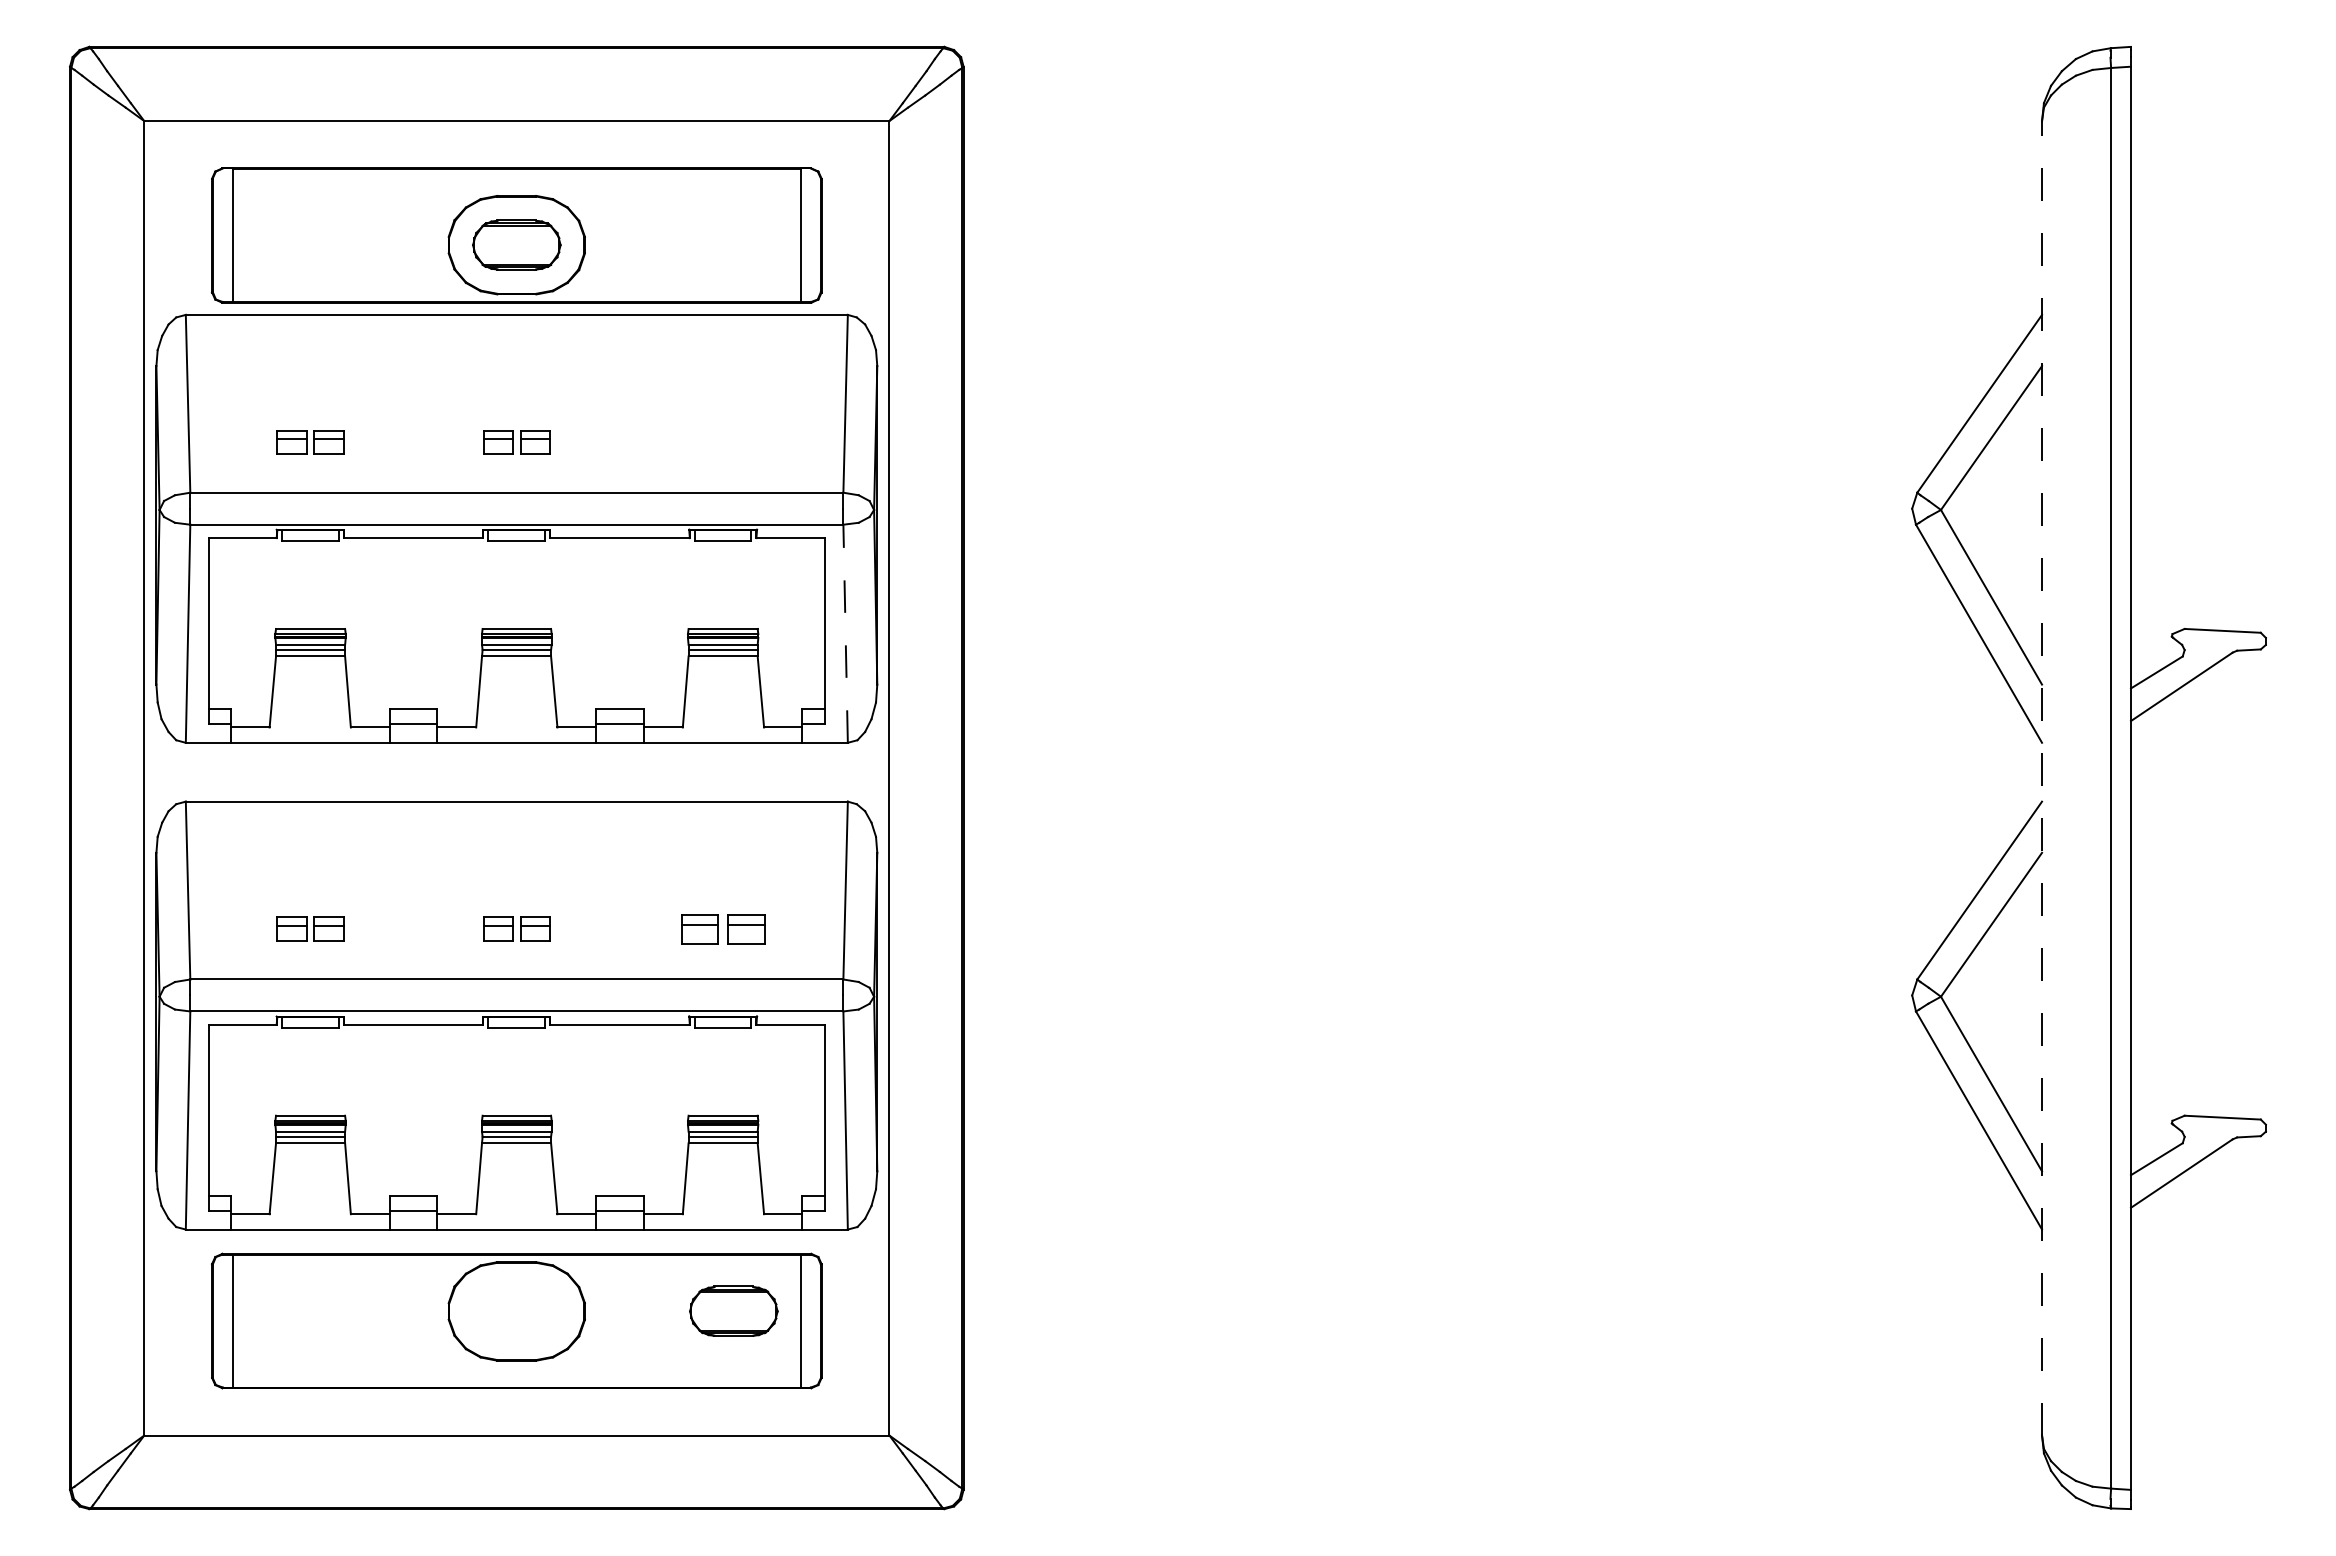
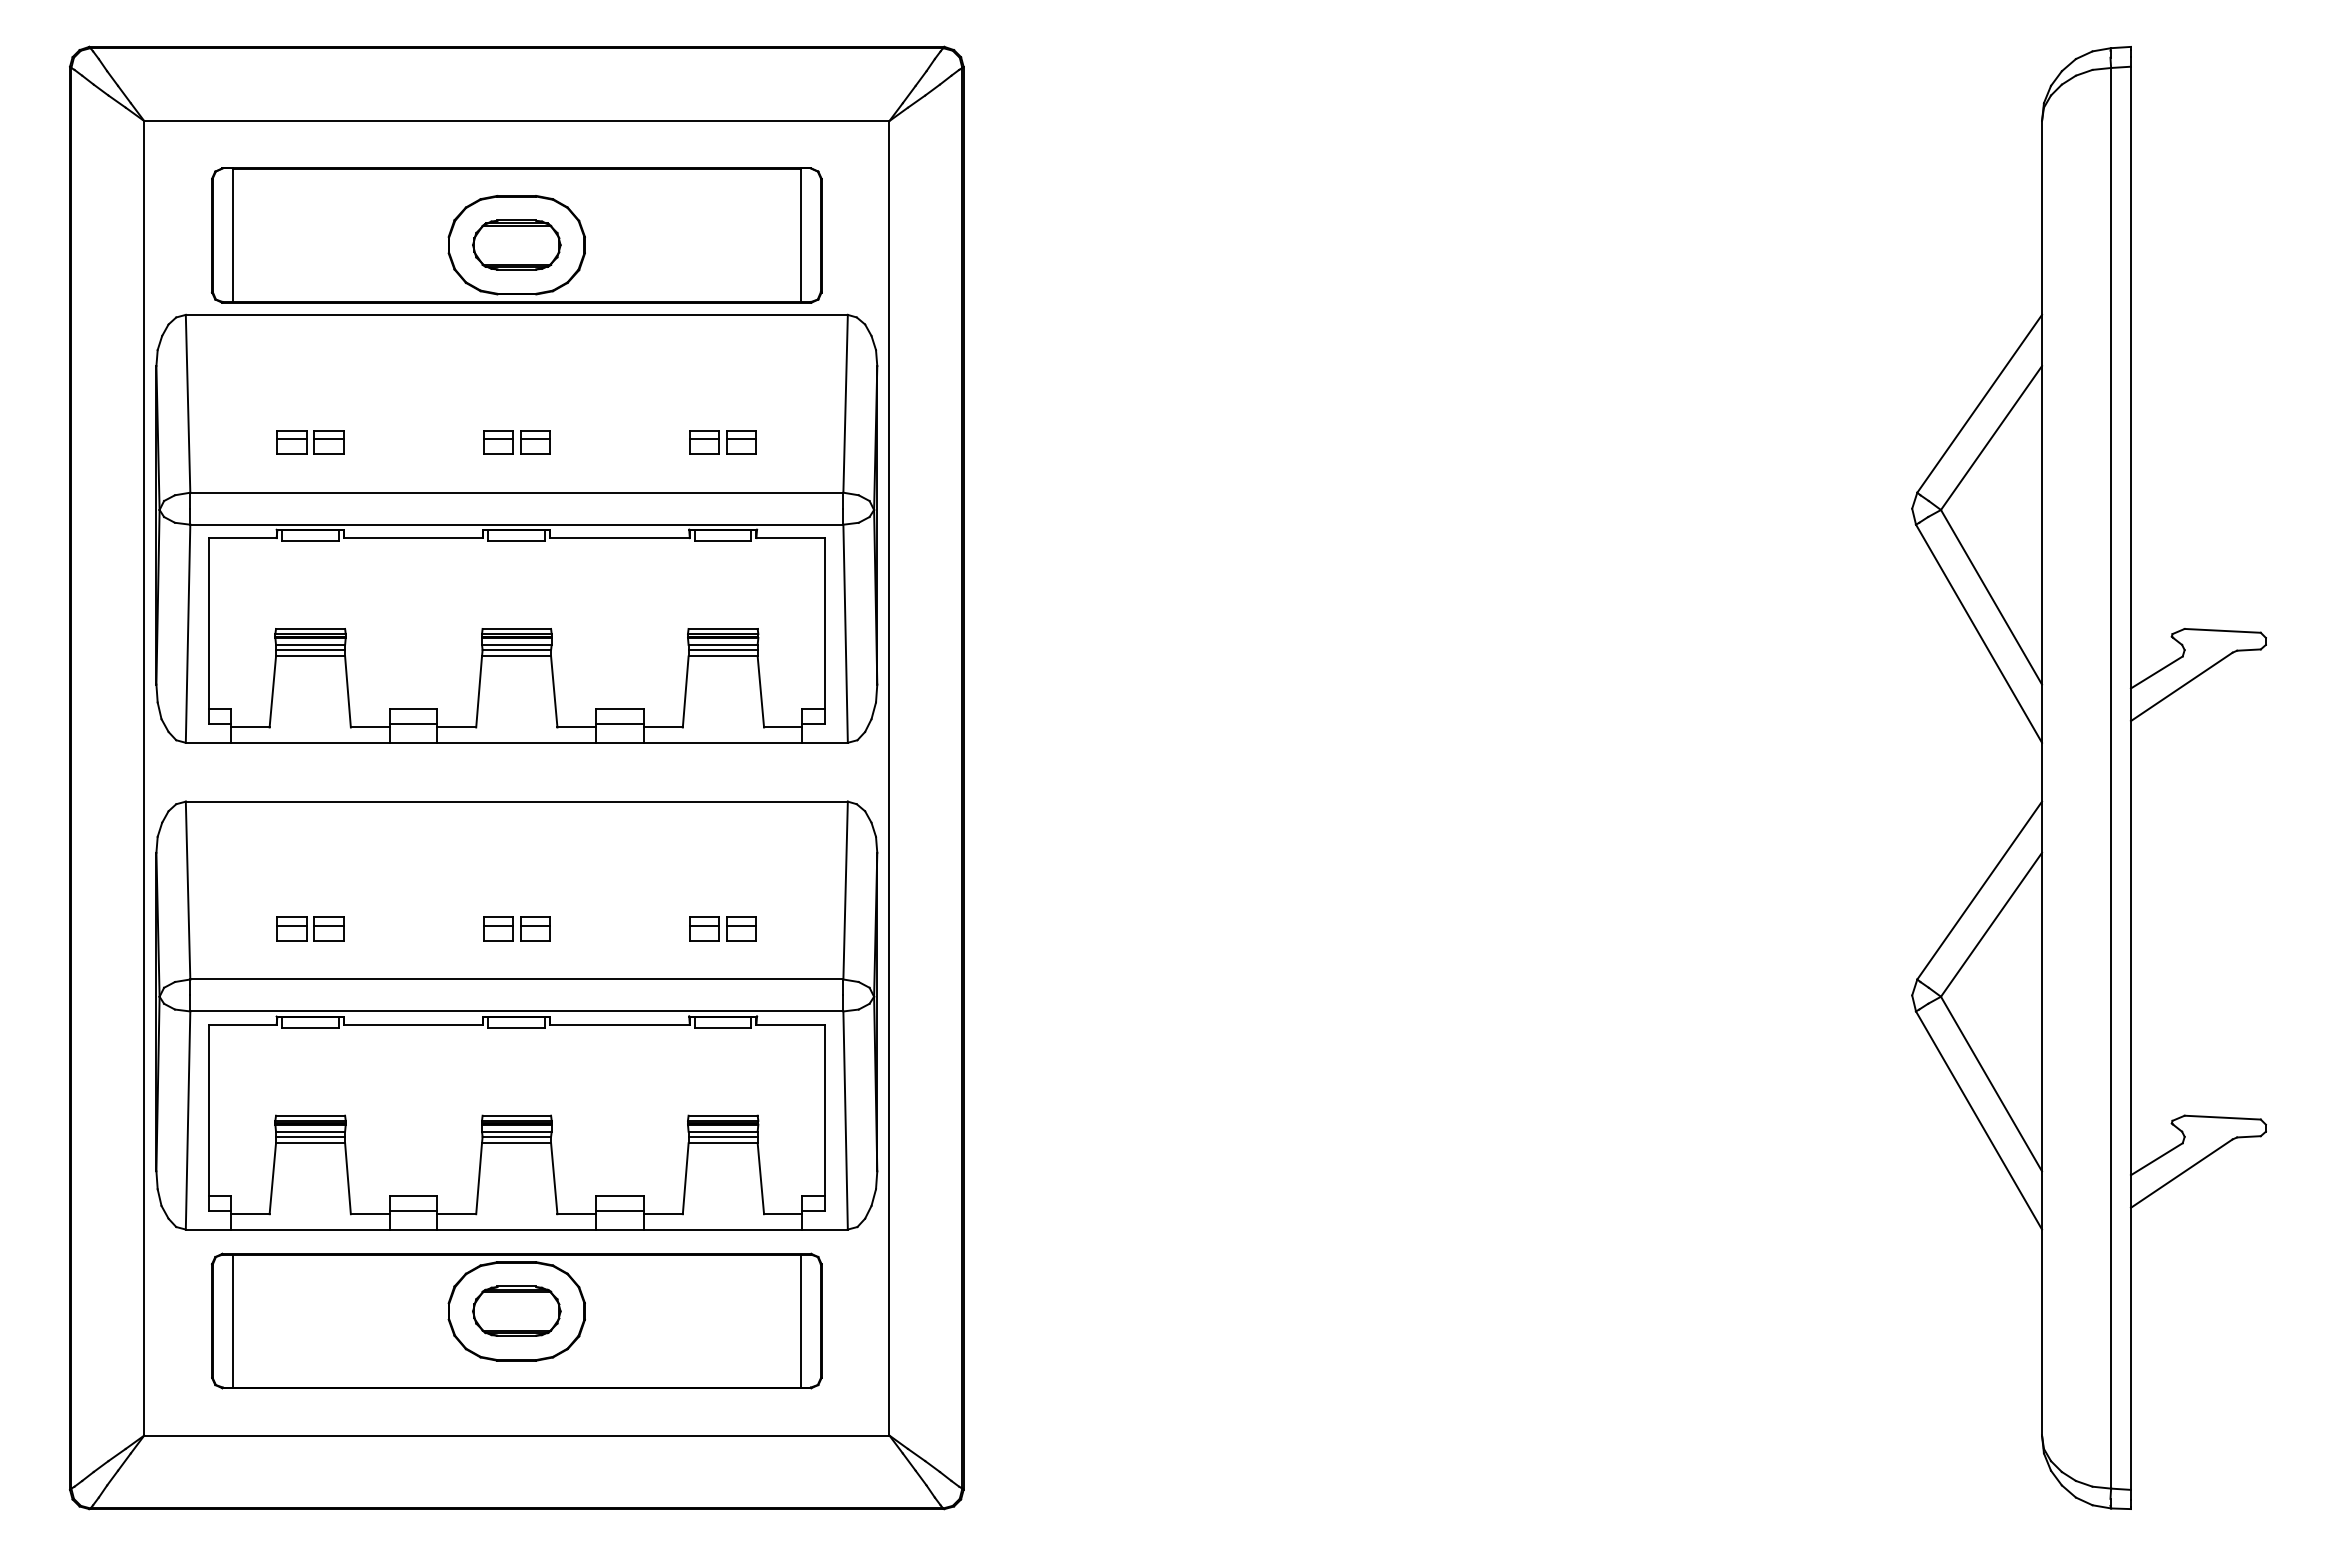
part: none -> present (722, 442)
line: dashed -> solid (845, 633)
line: dashed -> solid (2042, 777)
part size: 85x31 px -> 68x26 px (722, 928)
part position: (733, 1310) -> (516, 1310) (516, 1310)
